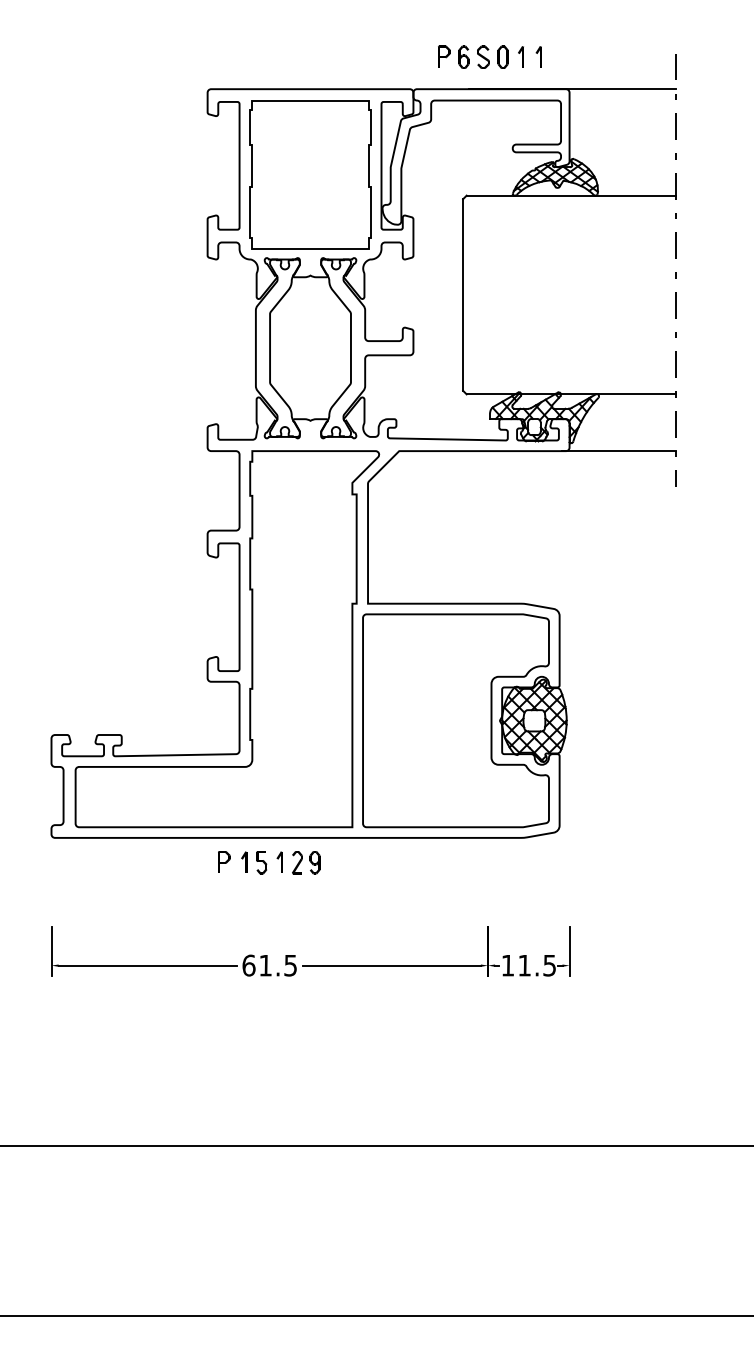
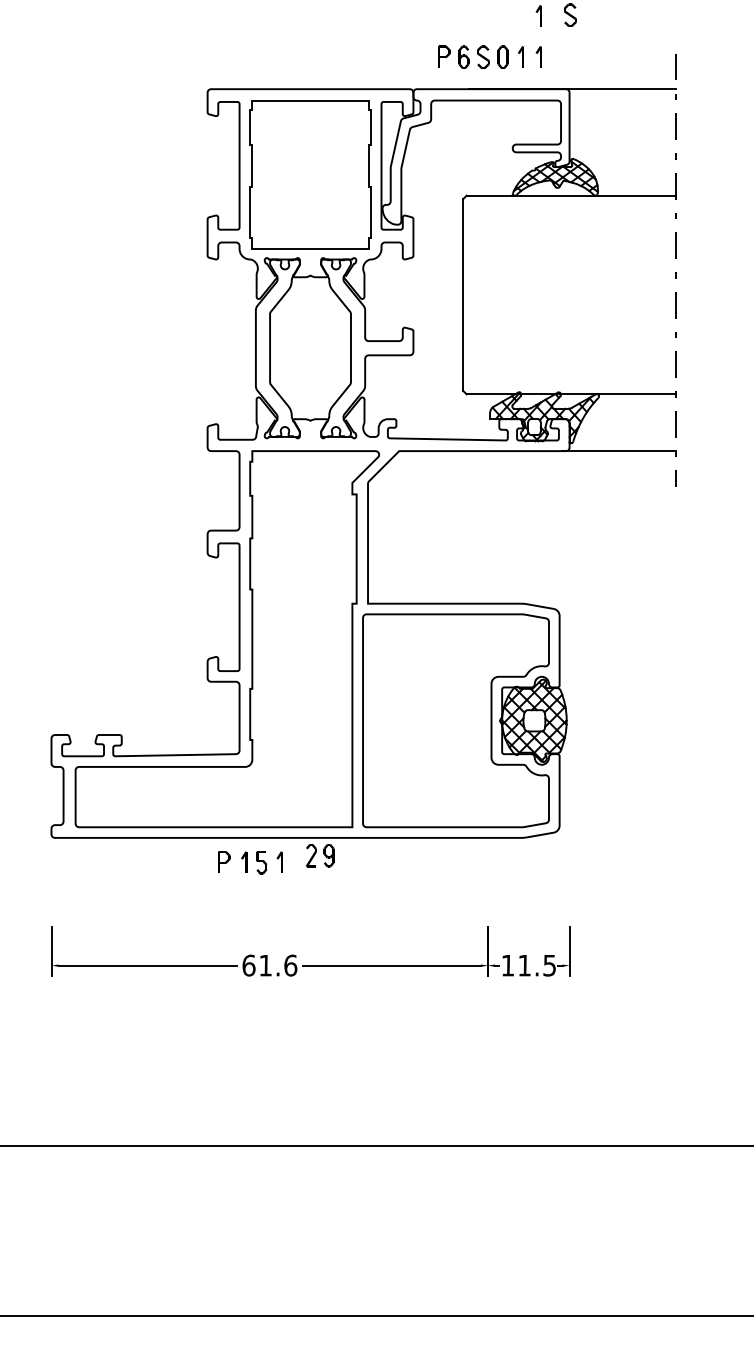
part: none -> present (570, 14)
part: none -> present (538, 15)
part position: (306, 862) -> (320, 855) (320, 855)
text: 61.5 -> 61.6 (290, 965)
